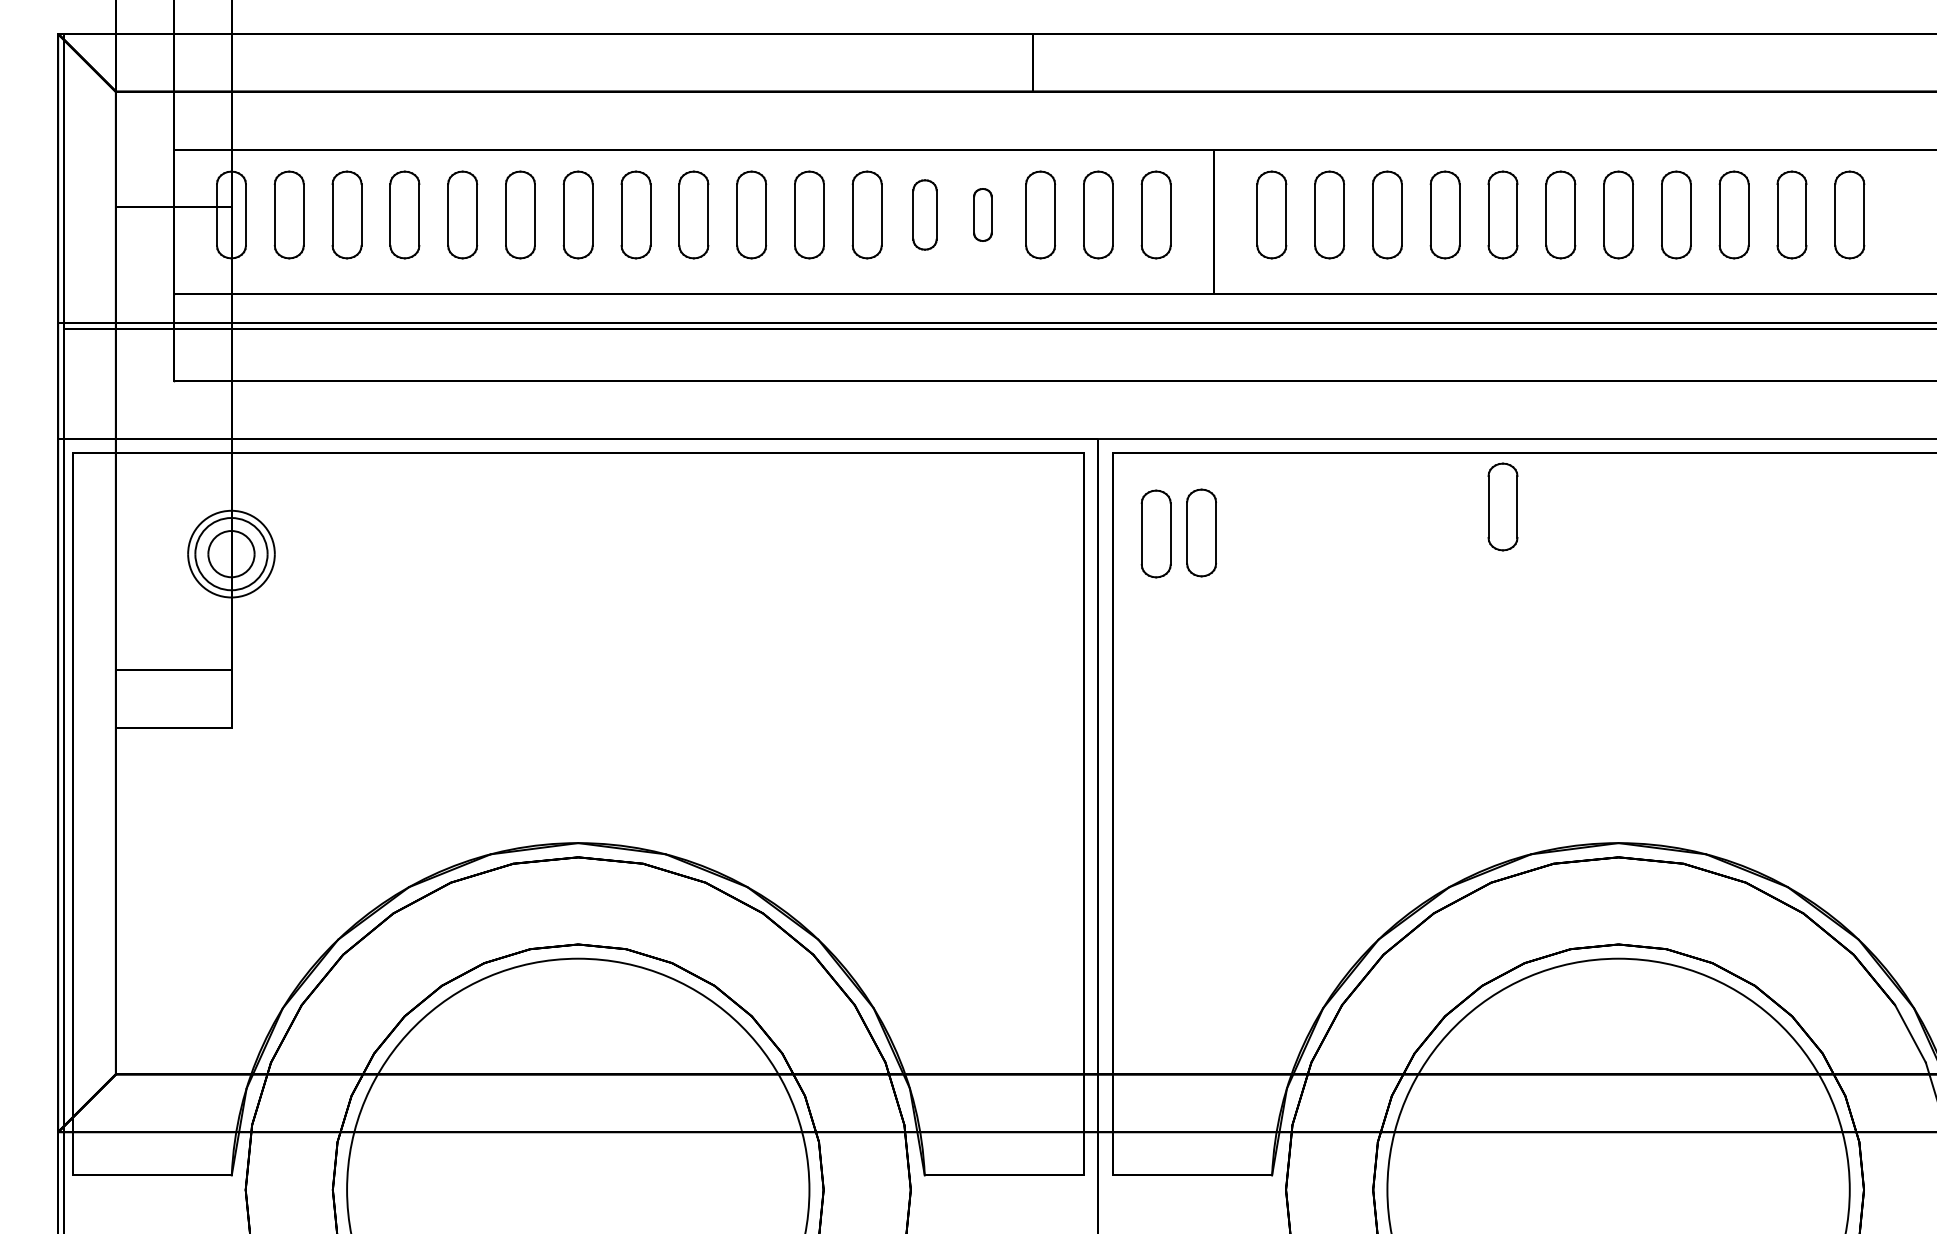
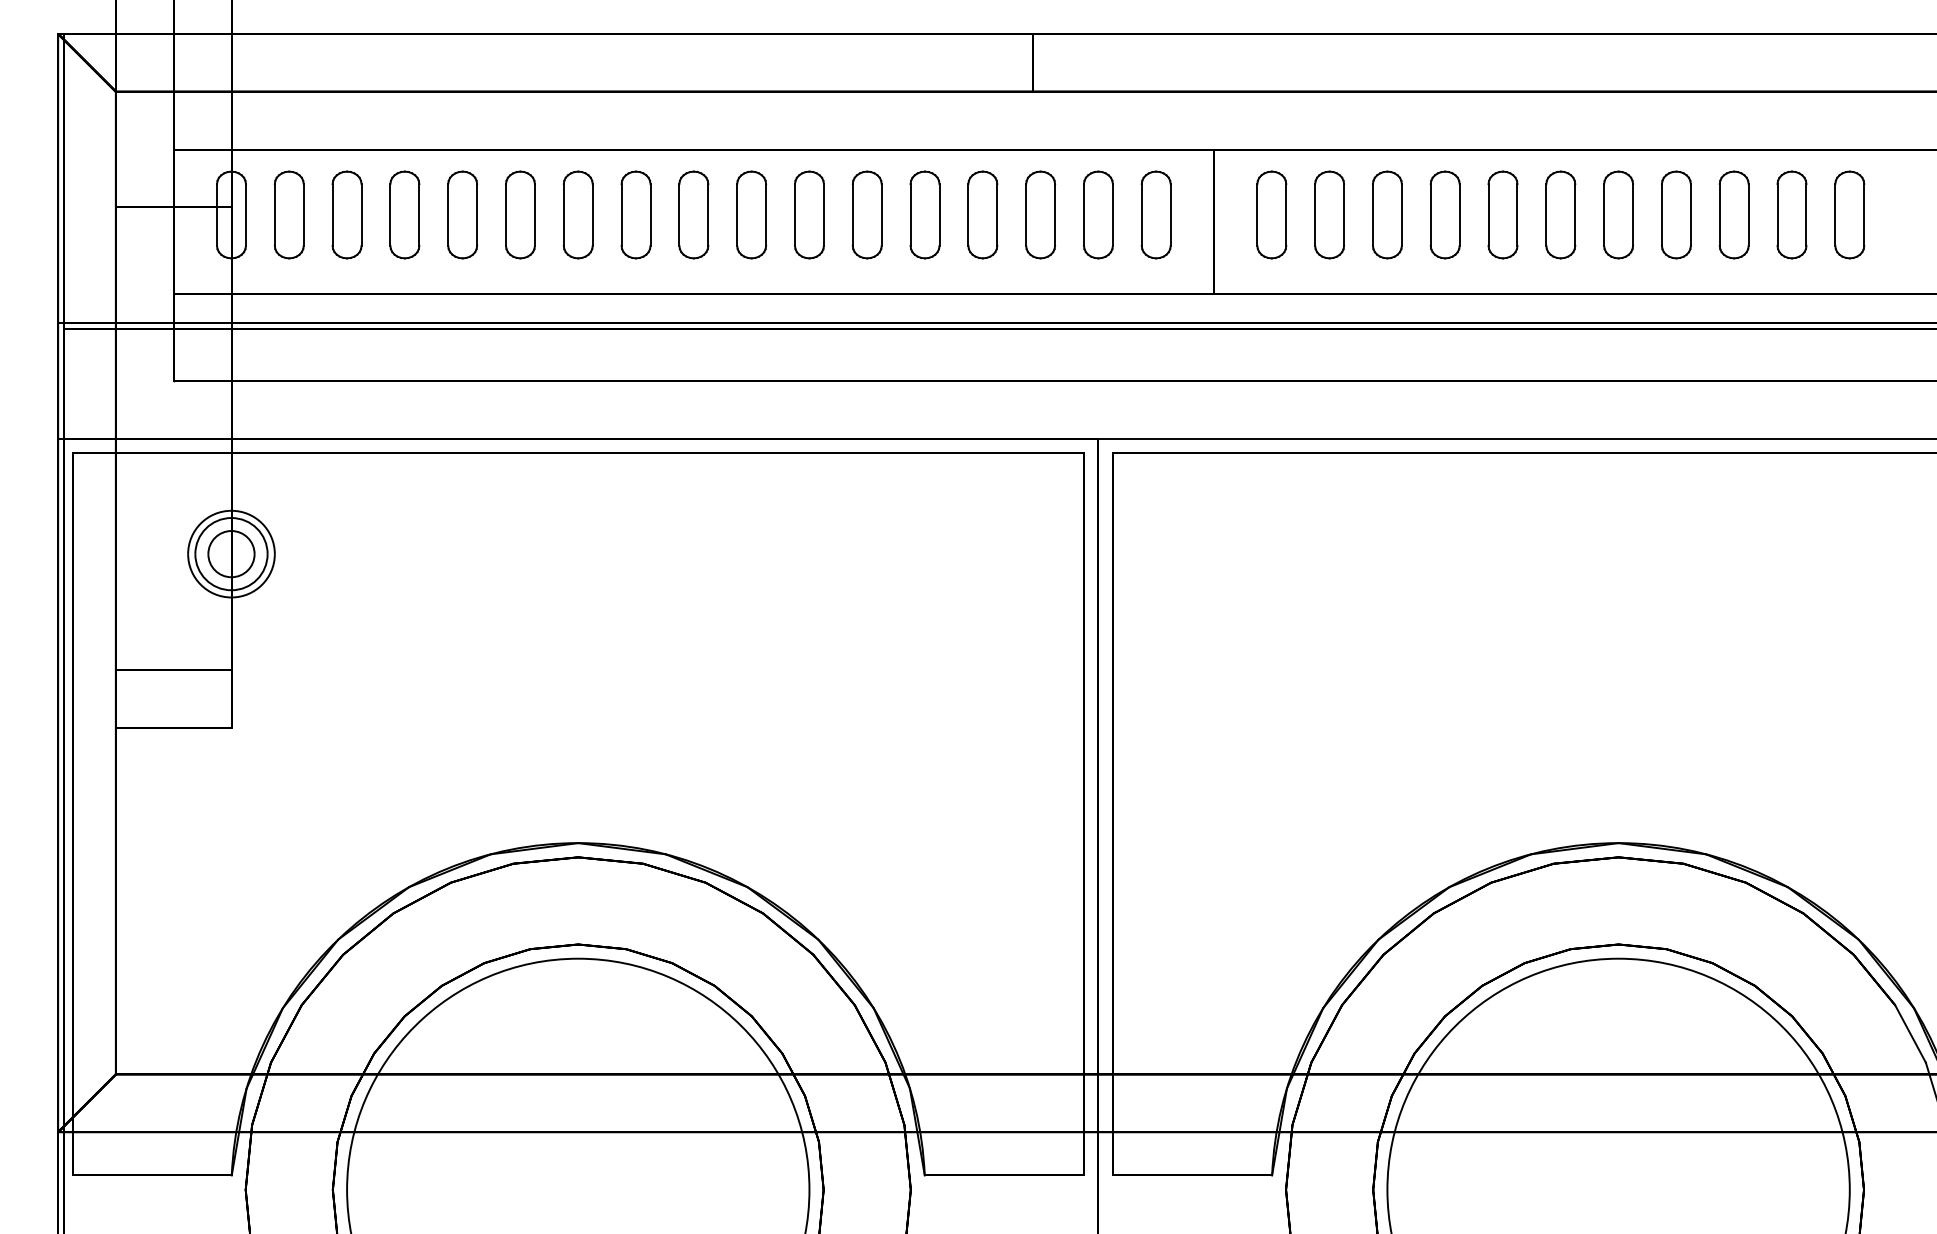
part size: 26x72 px -> 32x90 px (924, 214)
part size: 20x54 px -> 32x90 px (982, 214)
part: present -> none (1502, 506)
part: present -> none (1201, 532)
part: present -> none (1155, 533)
